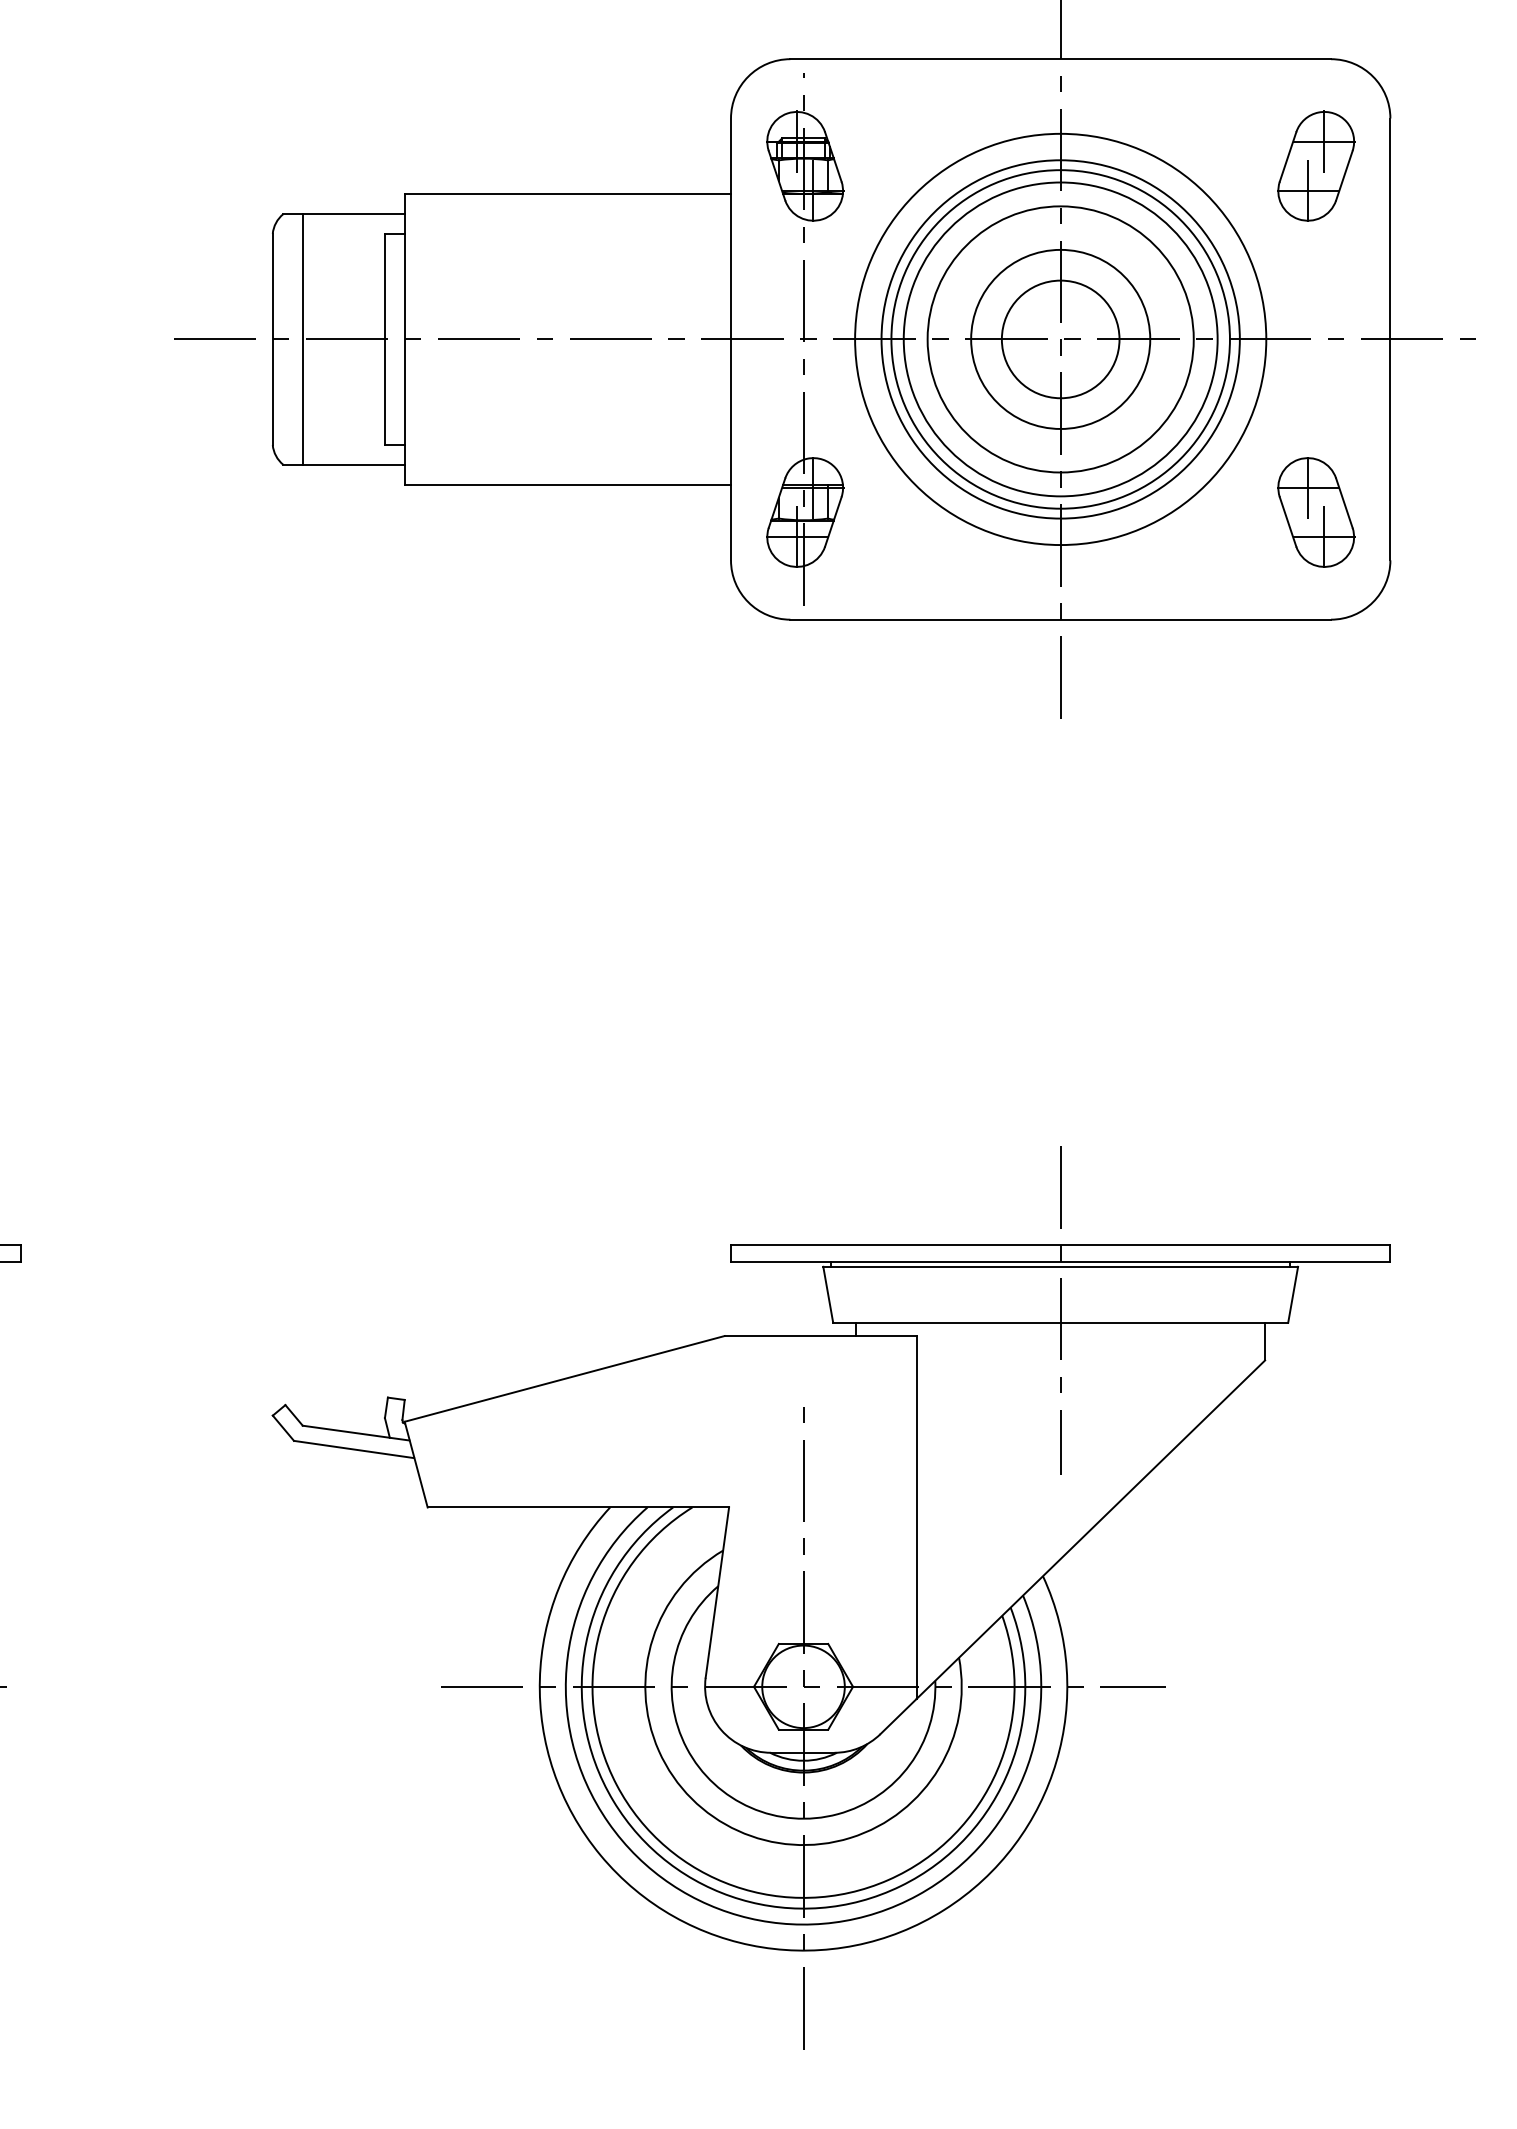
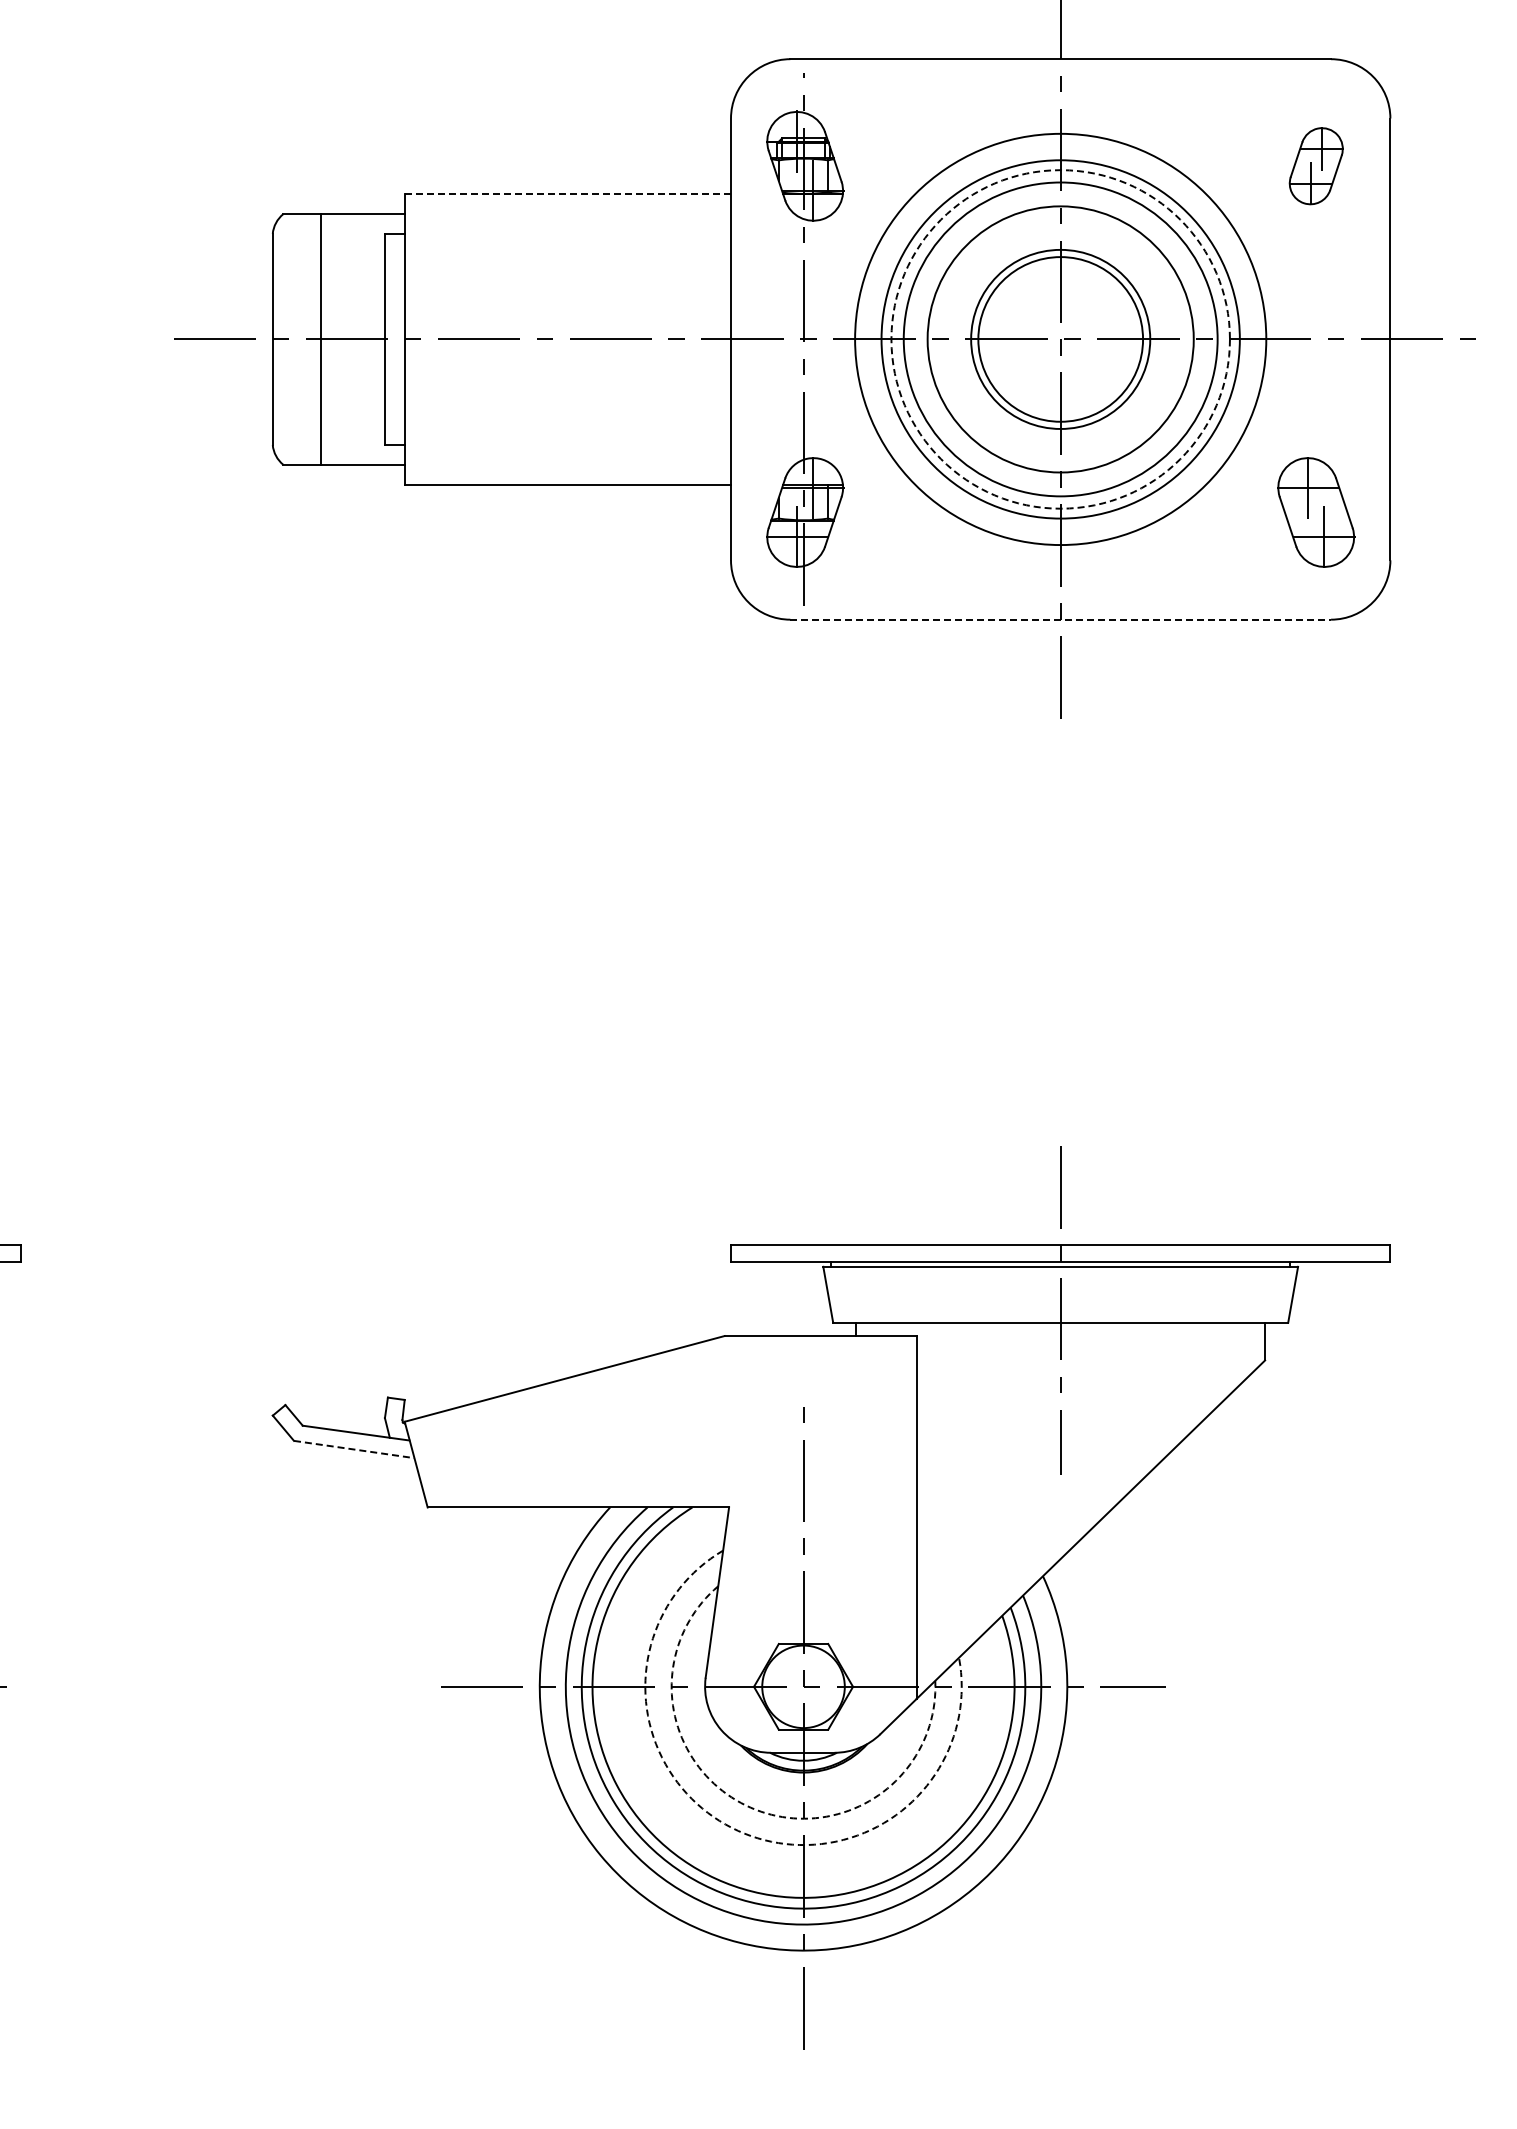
part size: 79x112 px -> 56x79 px (1315, 166)
line: solid -> dashed (567, 194)
line position: (302, 339) -> (320, 339) (320, 339)
circle diameter: 118 px -> 165 px (1060, 339)
circle: solid -> dashed (1060, 339)
line: solid -> dashed (1061, 619)
line: solid -> dashed (354, 1449)
arc: solid -> dashed (750, 1807)
arc: solid -> dashed (738, 1830)
